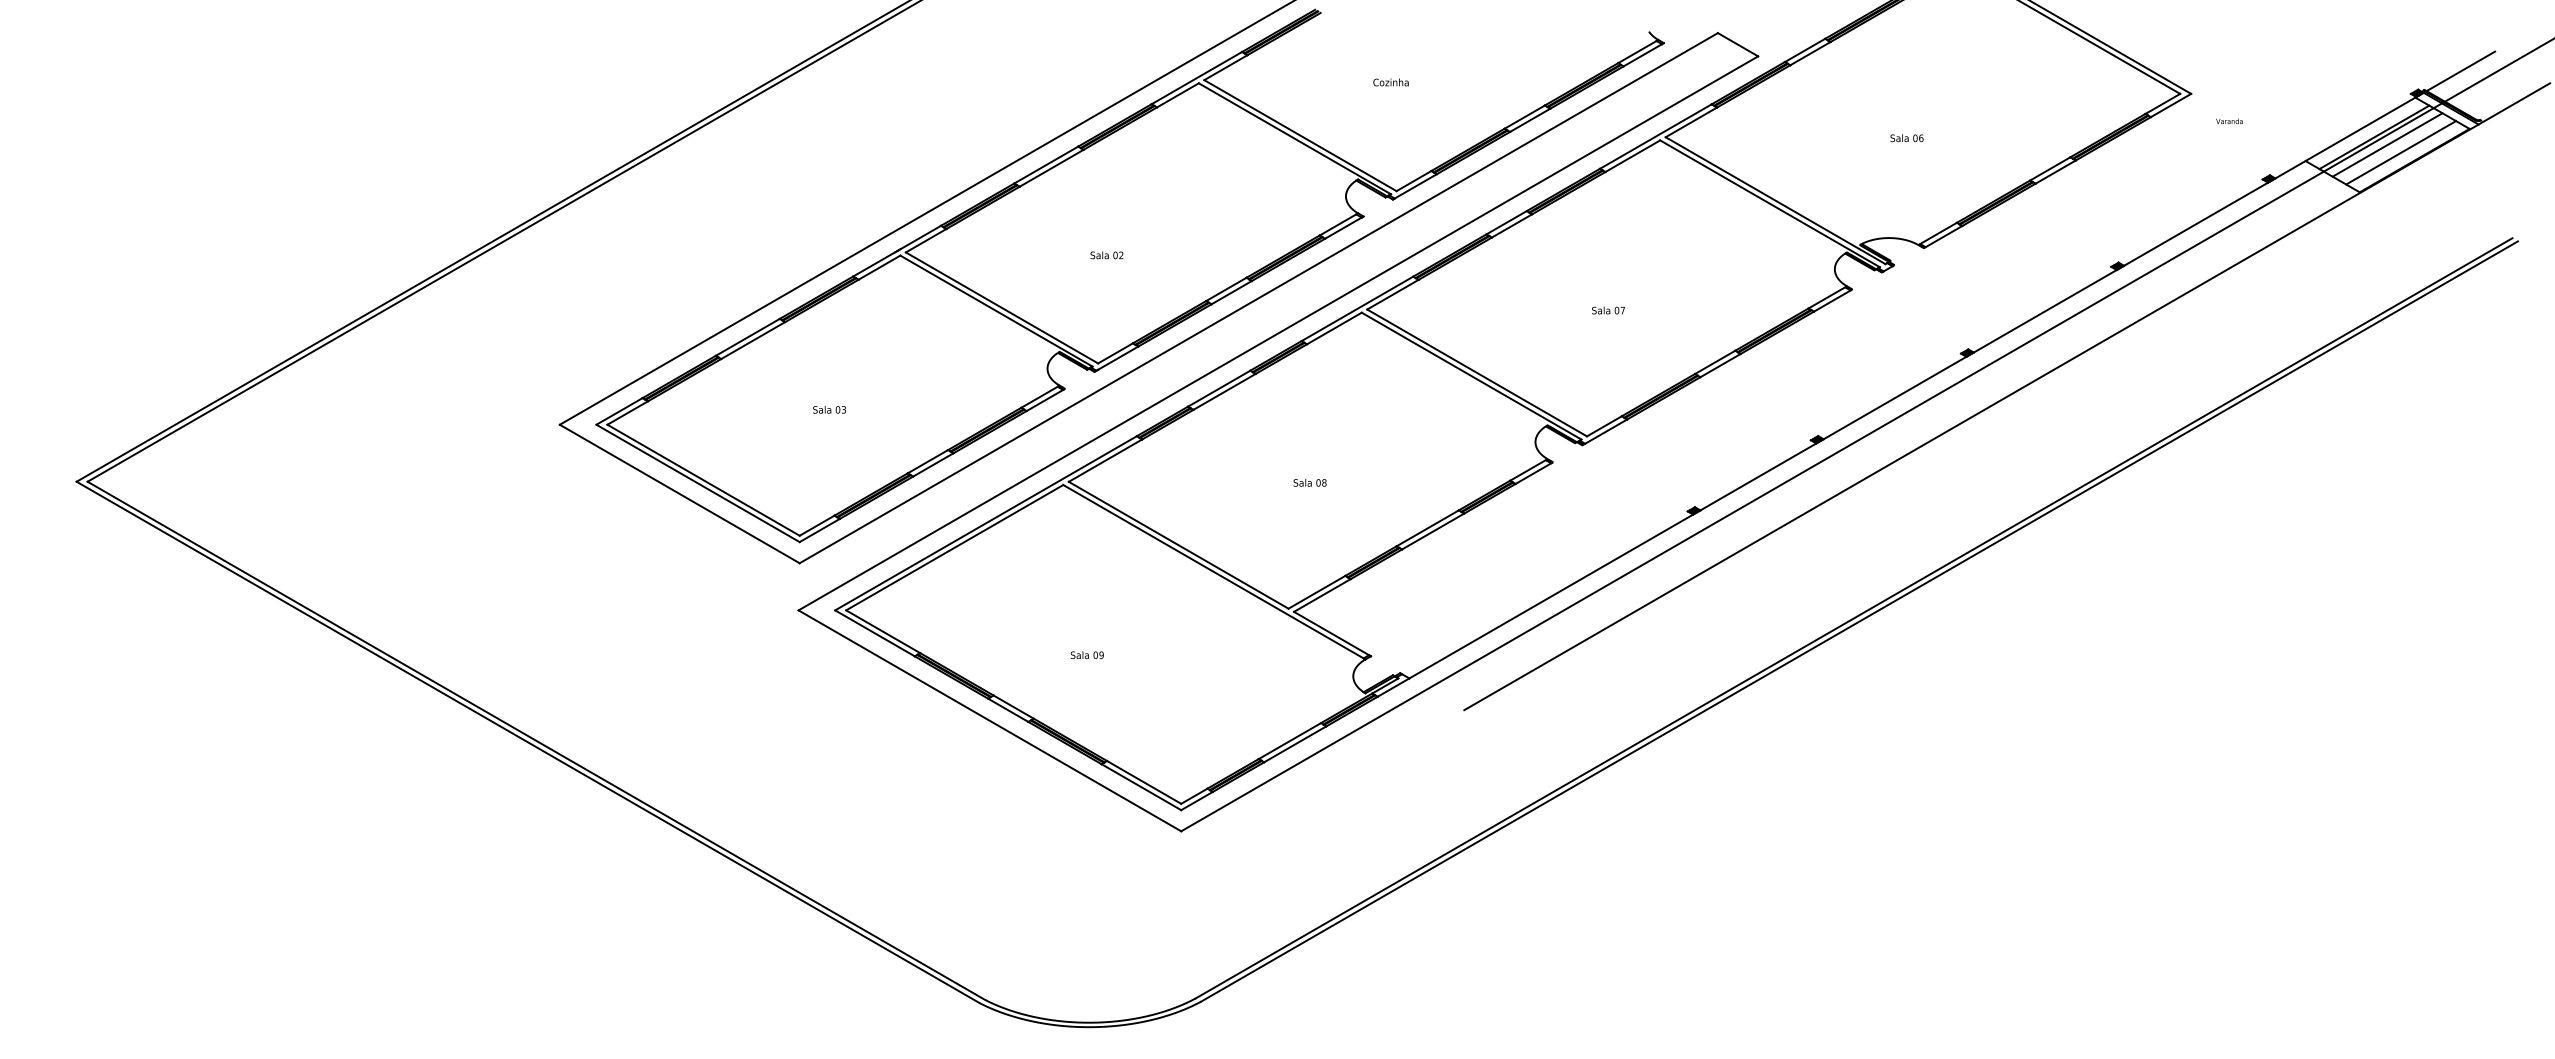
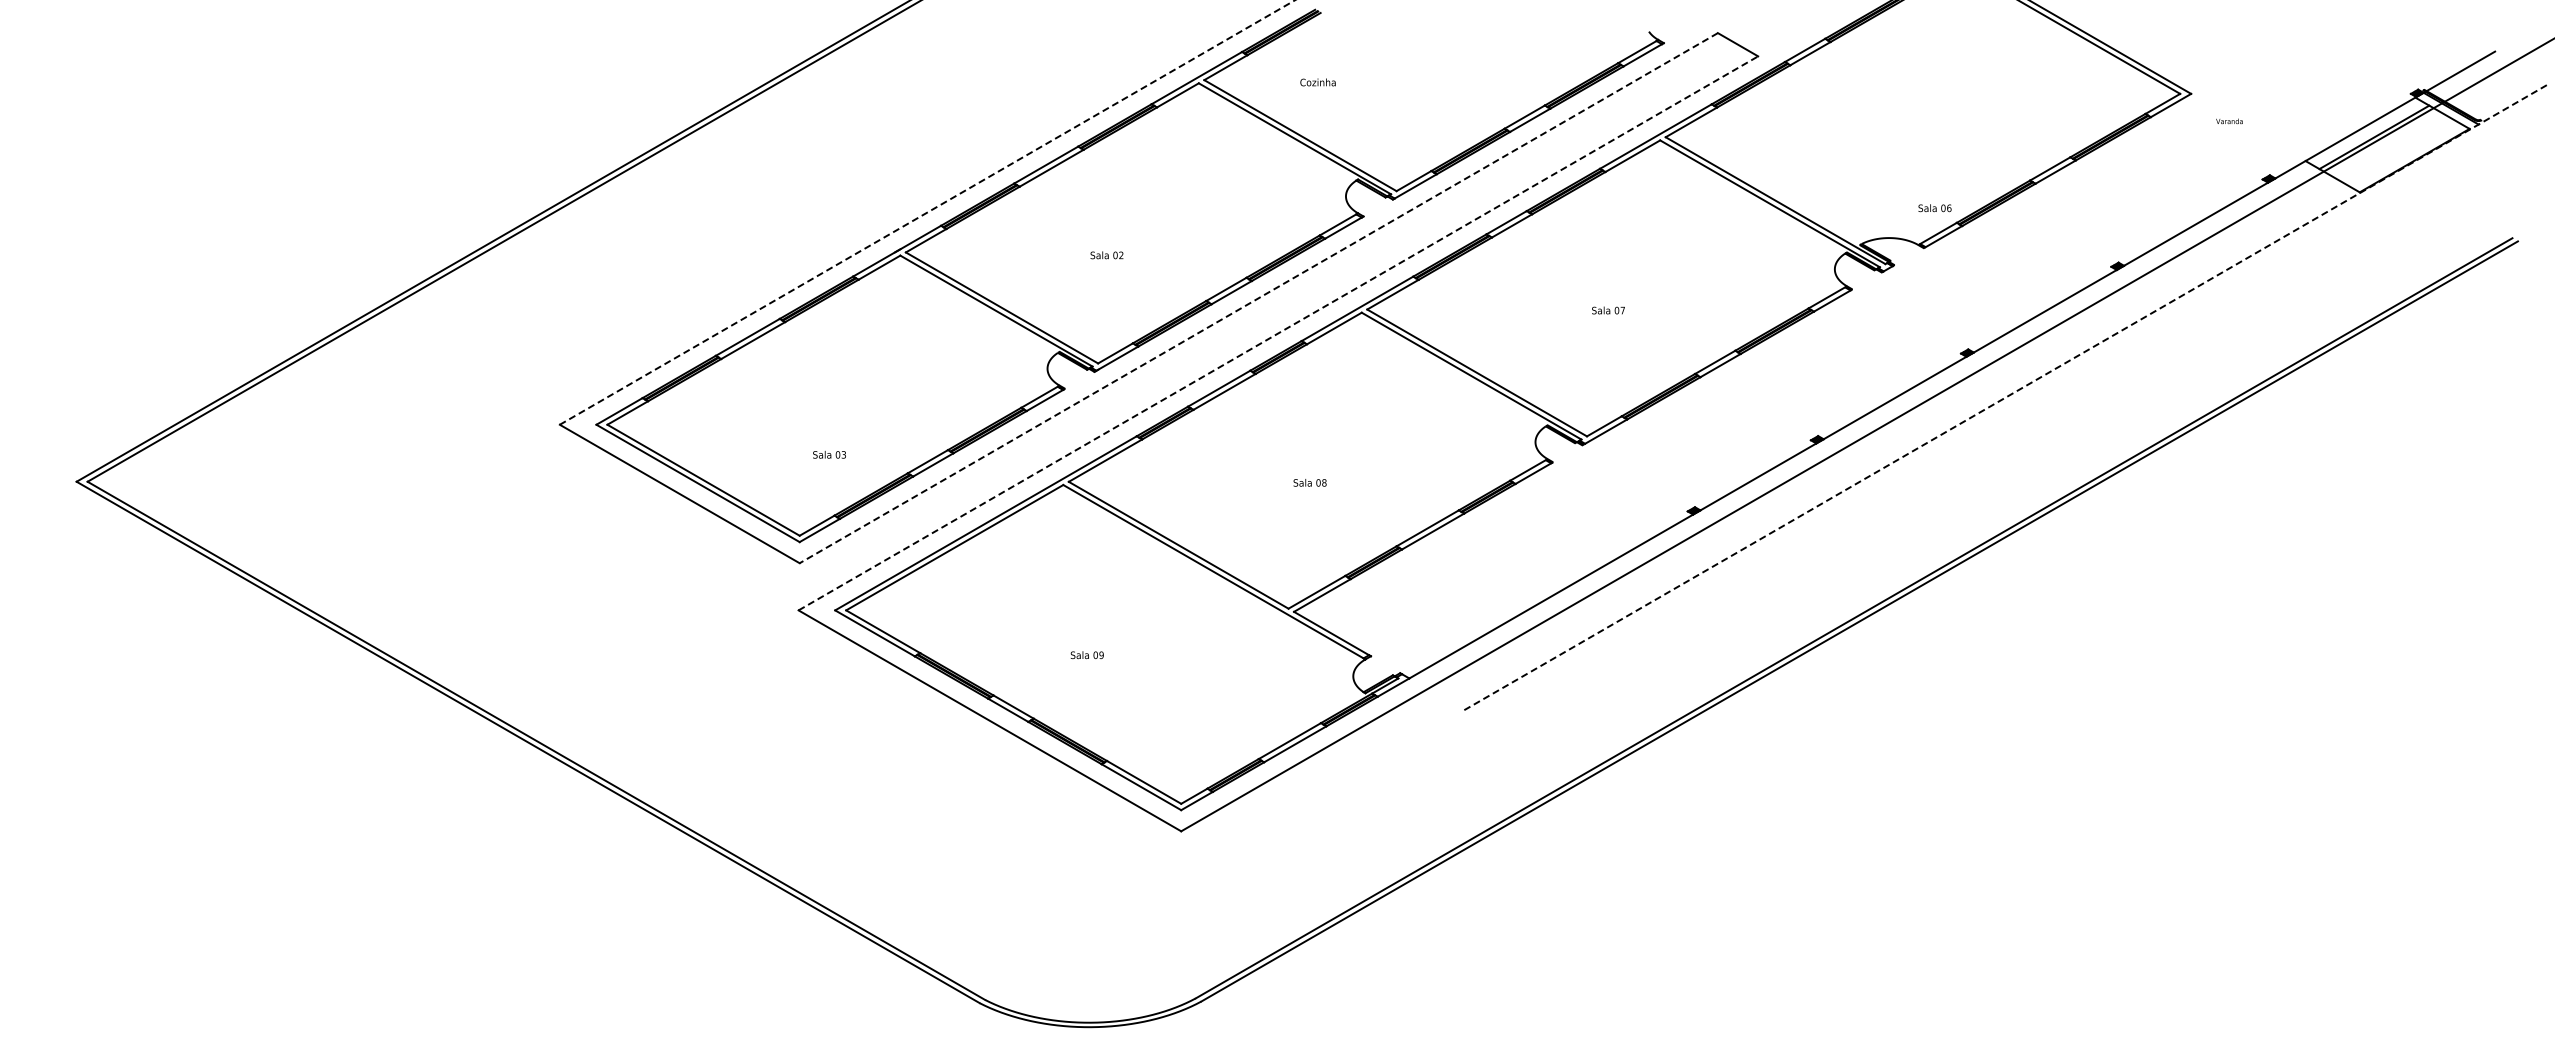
text position: (1390, 82) -> (1317, 82) (1317, 82)
text position: (1906, 138) -> (1934, 208) (1934, 208)
line: present -> none (2387, 144)
line: present -> none (2401, 152)
line: solid -> dashed (927, 212)
line: solid -> dashed (1258, 298)
line: solid -> dashed (1278, 333)
line: solid -> dashed (2007, 396)
text position: (829, 409) -> (829, 454) (829, 454)
